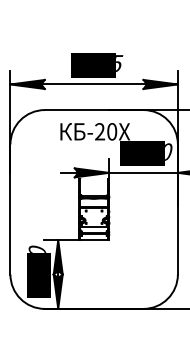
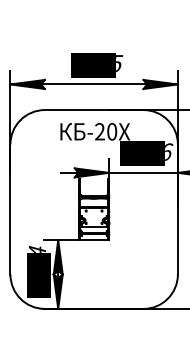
text: 1000 -> 1426 (169, 151)
text: 1000 -> 1194 (37, 248)
